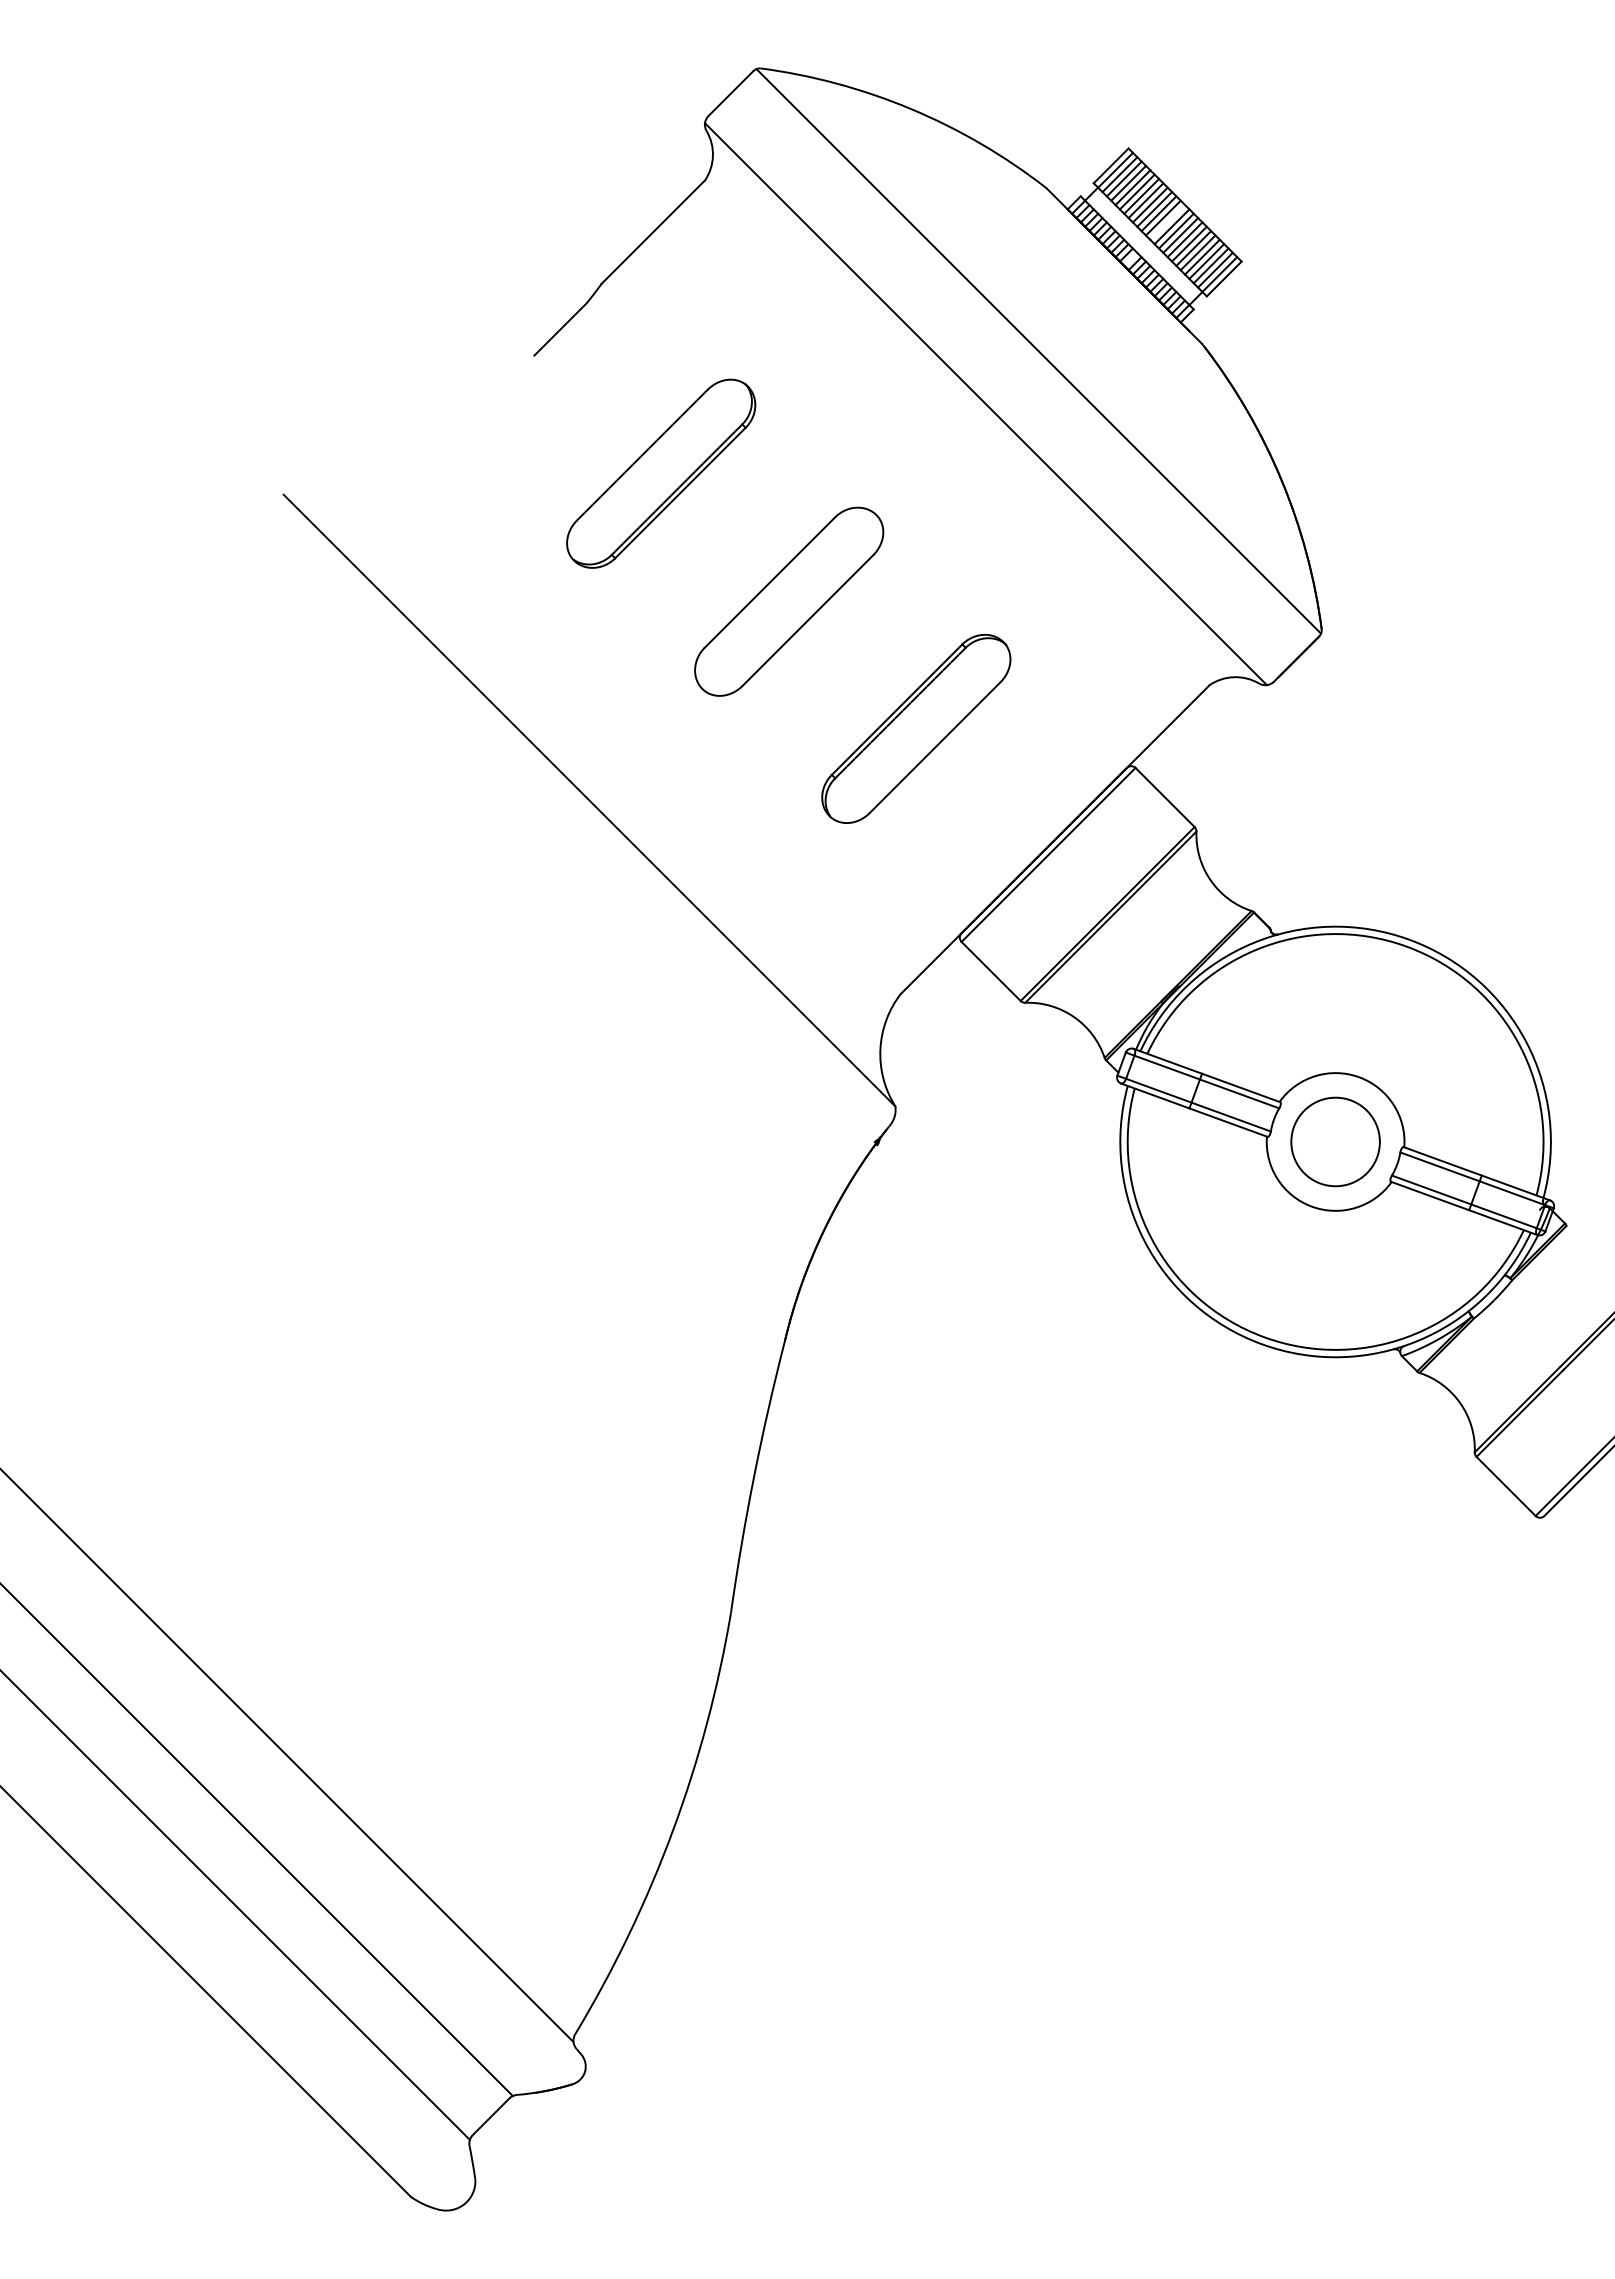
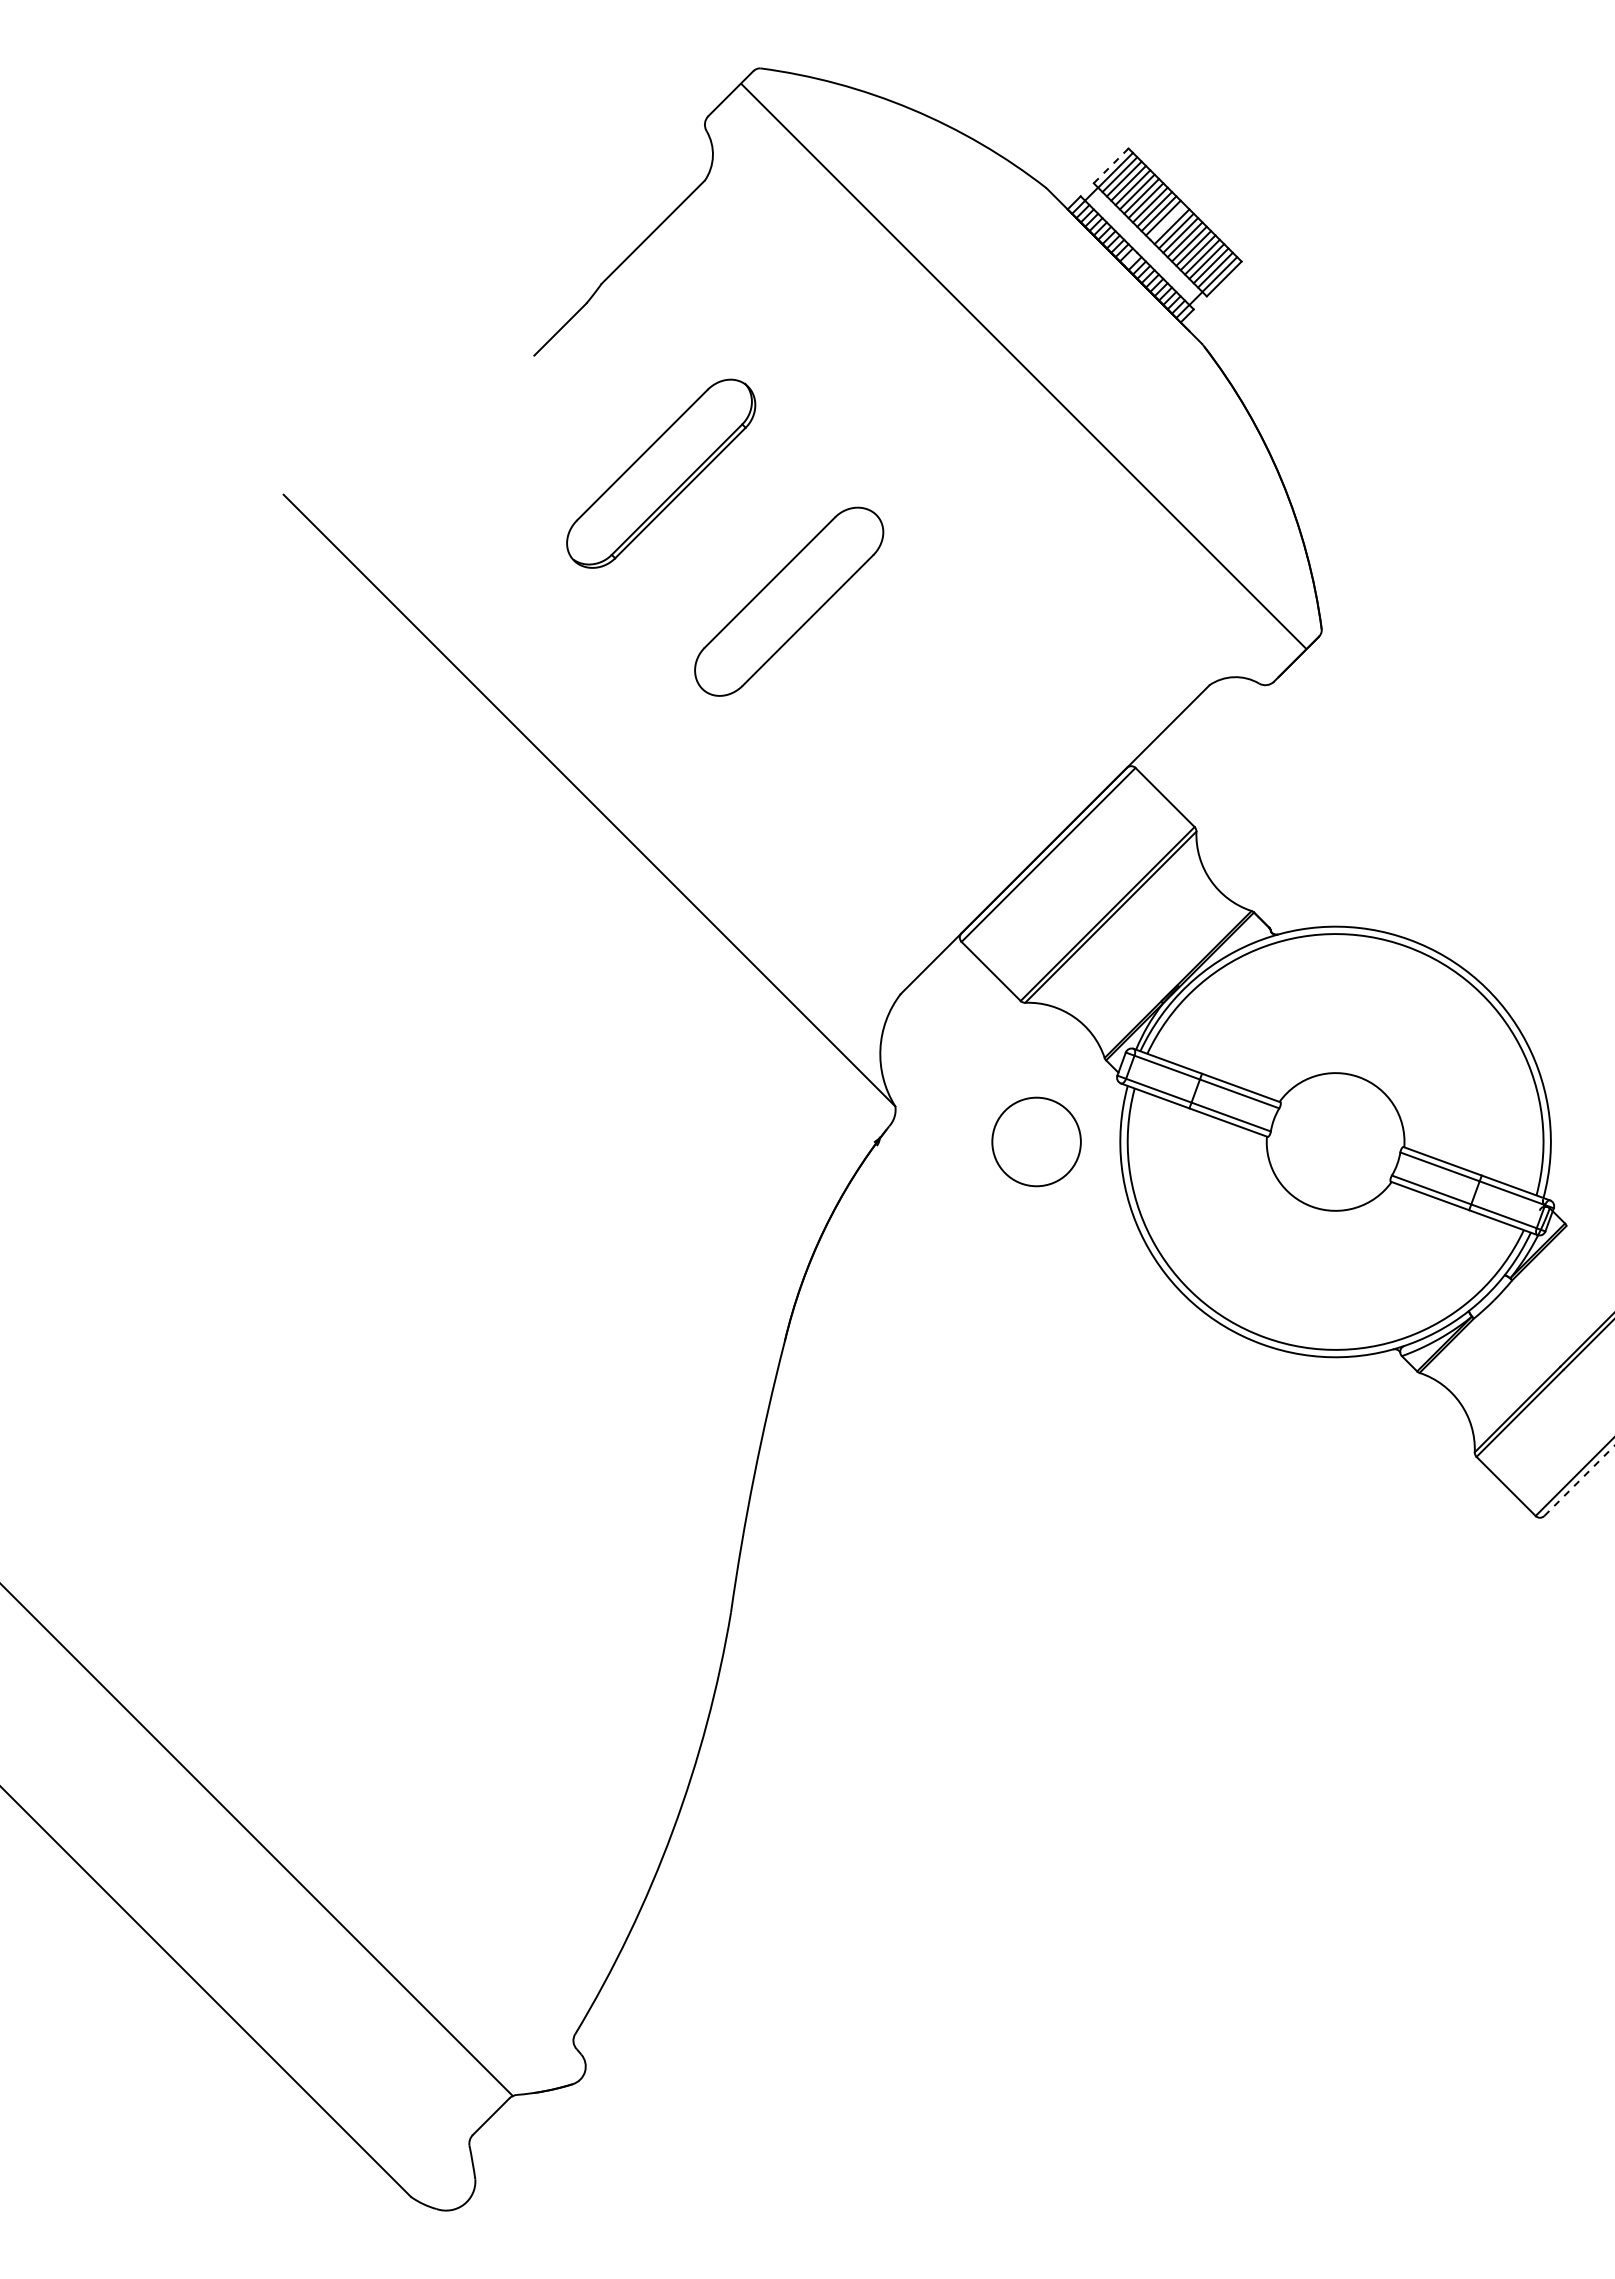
line: solid -> dashed (1111, 165)
line position: (1038, 351) -> (1023, 366) (1023, 366)
line: present -> none (985, 404)
part: present -> none (916, 728)
circle position: (1335, 1141) -> (1036, 1141) (1036, 1141)
line: solid -> dashed (1579, 1480)
line: present -> none (287, 1756)
line: present -> none (235, 1905)
